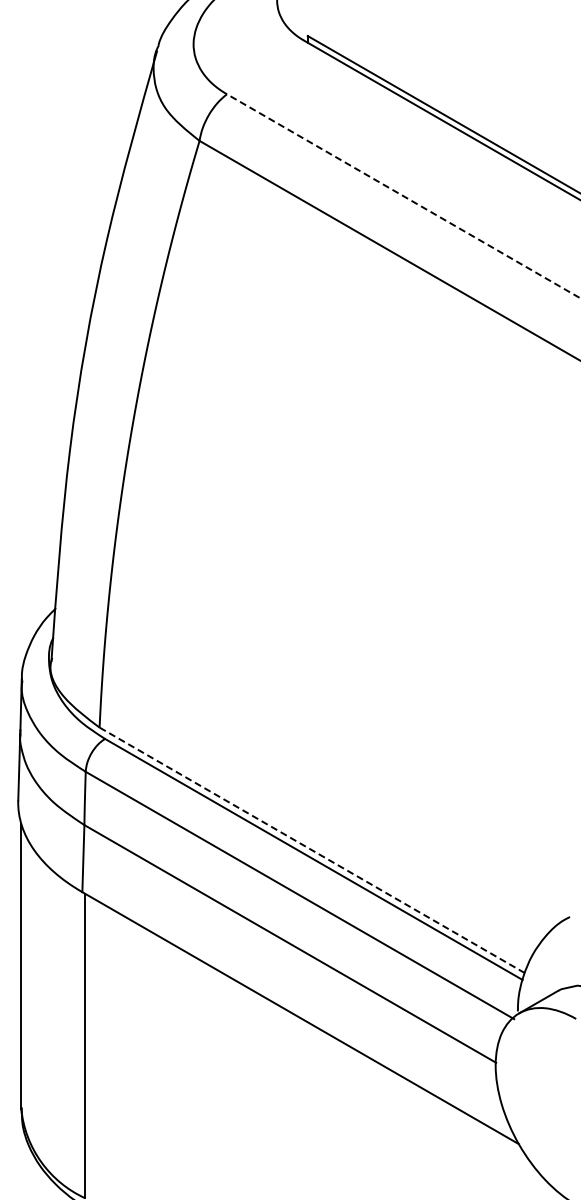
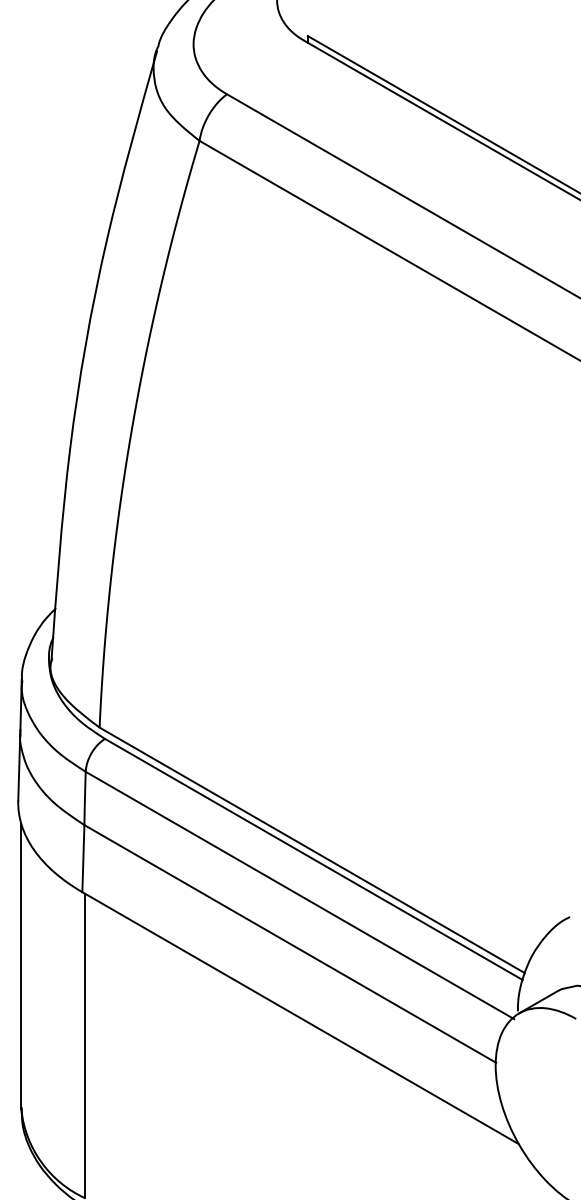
line: dashed -> solid (403, 196)
line: dashed -> solid (312, 850)
